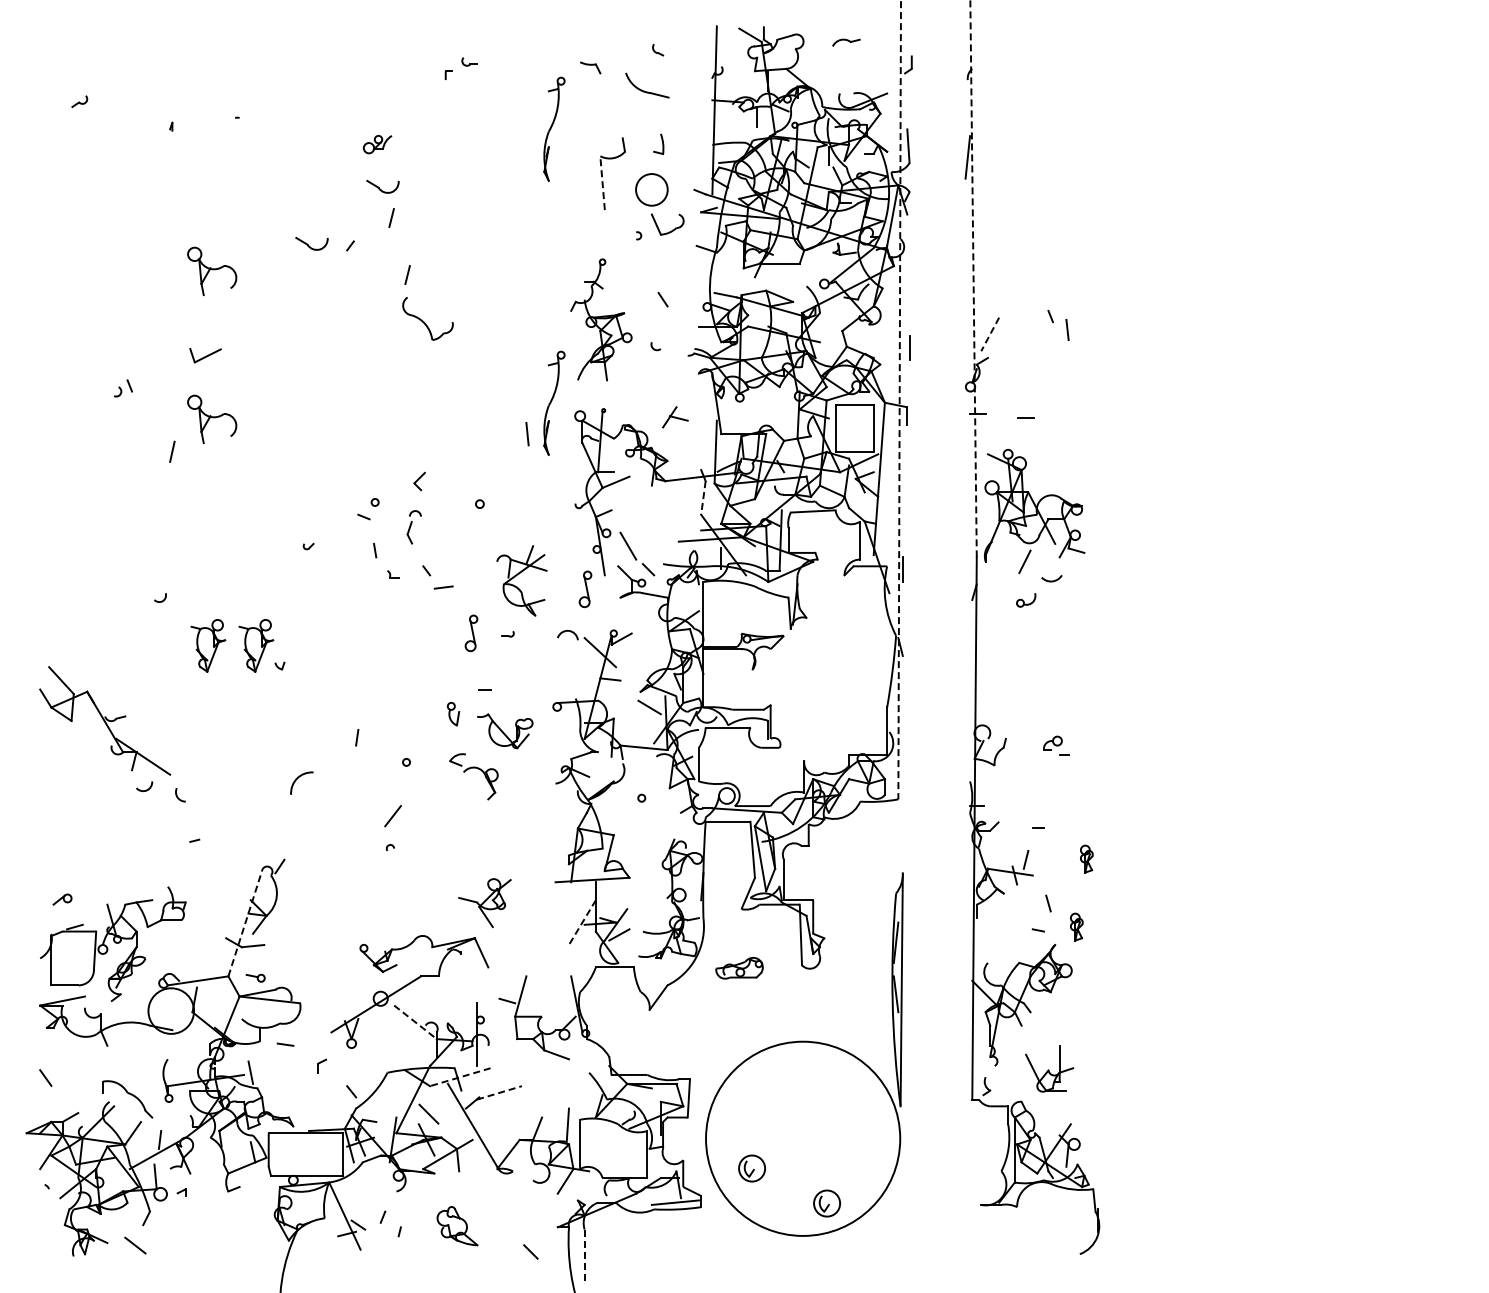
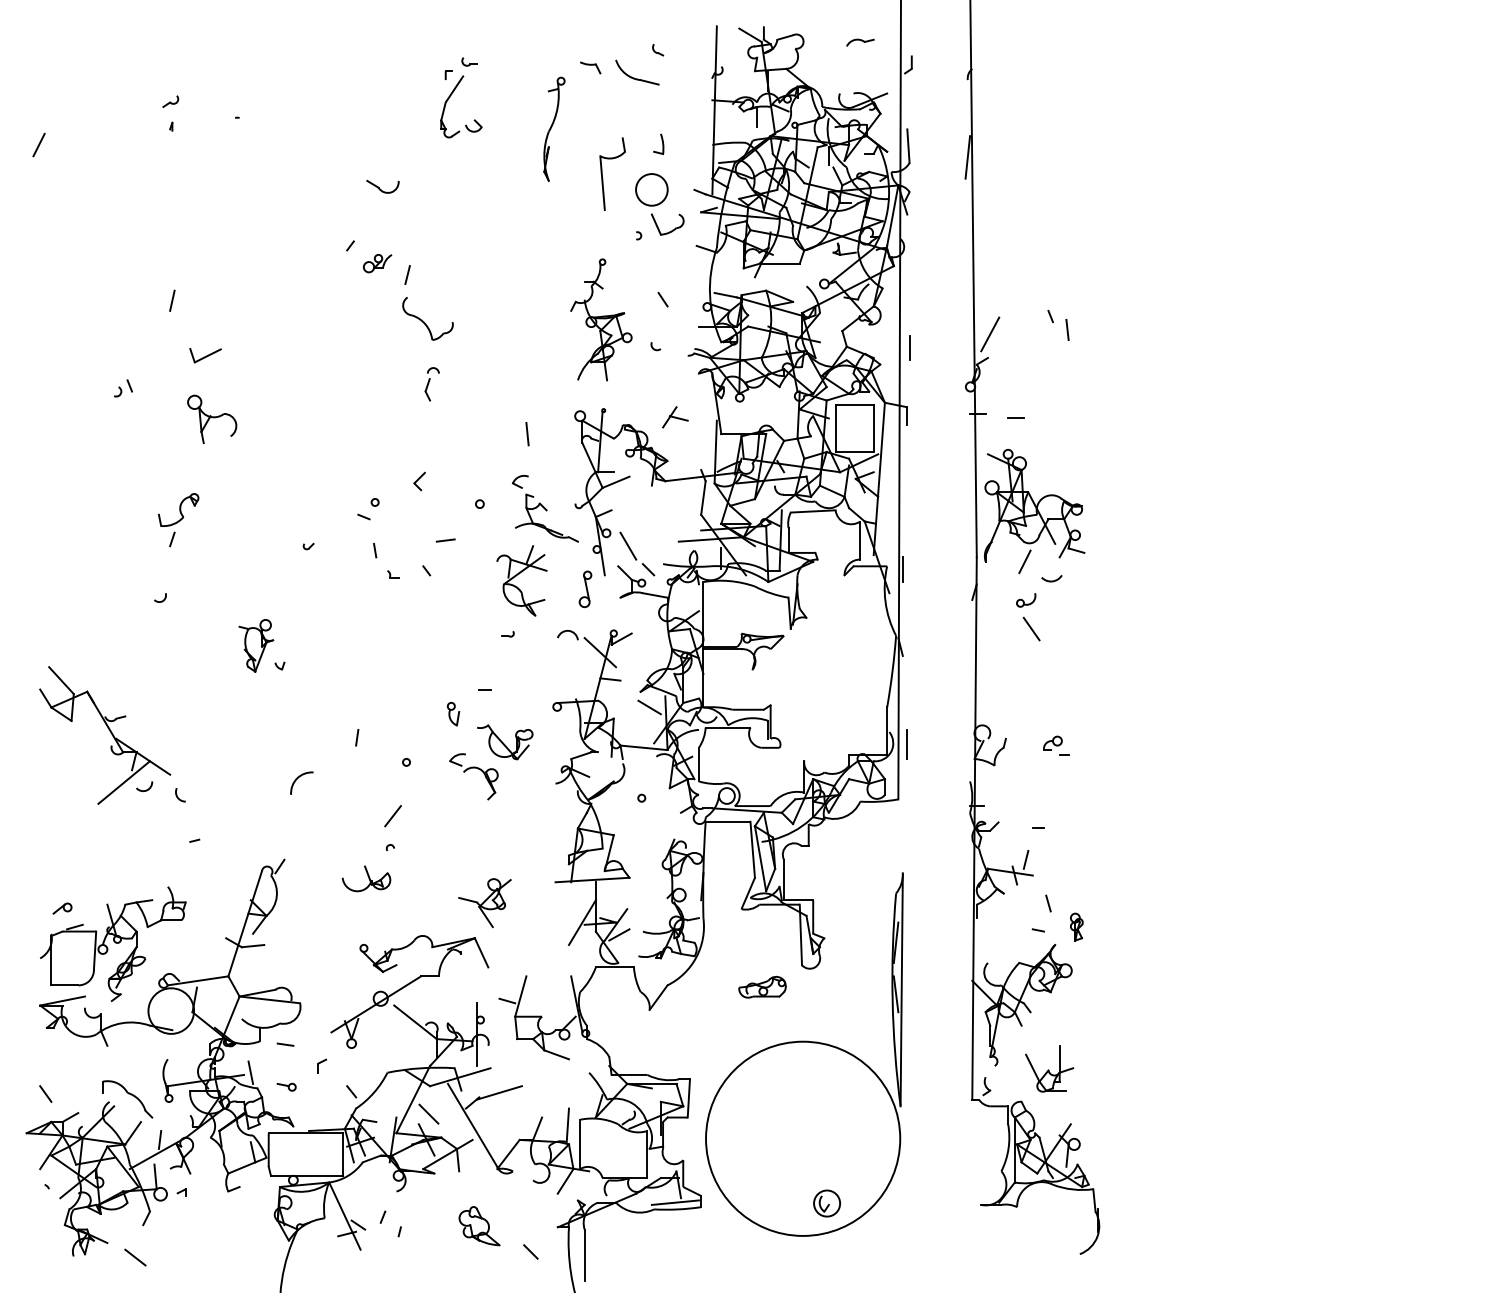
part position: (846, 42) -> (860, 42) (860, 42)
part position: (647, 85) -> (637, 72) (637, 72)
part: none -> present (450, 97)
part position: (79, 101) -> (170, 101) (170, 101)
line: none -> present (38, 144)
part position: (377, 144) -> (377, 263) (377, 263)
line: dashed -> solid (602, 183)
line: present -> none (391, 217)
part: present -> none (311, 243)
part: present -> none (212, 271)
line: dashed -> solid (973, 278)
line: dashed -> solid (990, 334)
line: dashed -> solid (899, 400)
part: present -> none (554, 402)
line position: (1025, 417) -> (1015, 417) (1015, 417)
line position: (172, 451) -> (172, 300) (172, 300)
line: dashed -> solid (703, 498)
part: none -> present (544, 508)
part: none -> present (178, 520)
part position: (413, 527) -> (431, 384) (431, 384)
line position: (443, 587) -> (445, 540) (445, 540)
line: none -> present (1031, 628)
part: present -> none (471, 633)
part: present -> none (208, 645)
part position: (505, 731) -> (505, 742) (505, 742)
line: none -> present (907, 744)
line: none -> present (123, 782)
part: present -> none (1086, 858)
part: none -> present (366, 878)
part position: (62, 899) -> (62, 908) (62, 908)
line: dashed -> solid (245, 923)
line: dashed -> solid (582, 923)
part position: (739, 967) -> (762, 986) (762, 986)
part position: (255, 977) -> (286, 1086) (286, 1086)
line: dashed -> solid (415, 1022)
line position: (45, 1077) -> (45, 1093) (45, 1093)
line: dashed -> solid (460, 1077)
line: dashed -> solid (500, 1092)
part: present -> none (751, 1168)
part position: (457, 1226) -> (479, 1226) (479, 1226)
line position: (135, 1245) -> (135, 1257) (135, 1257)
line: dashed -> solid (584, 1255)
